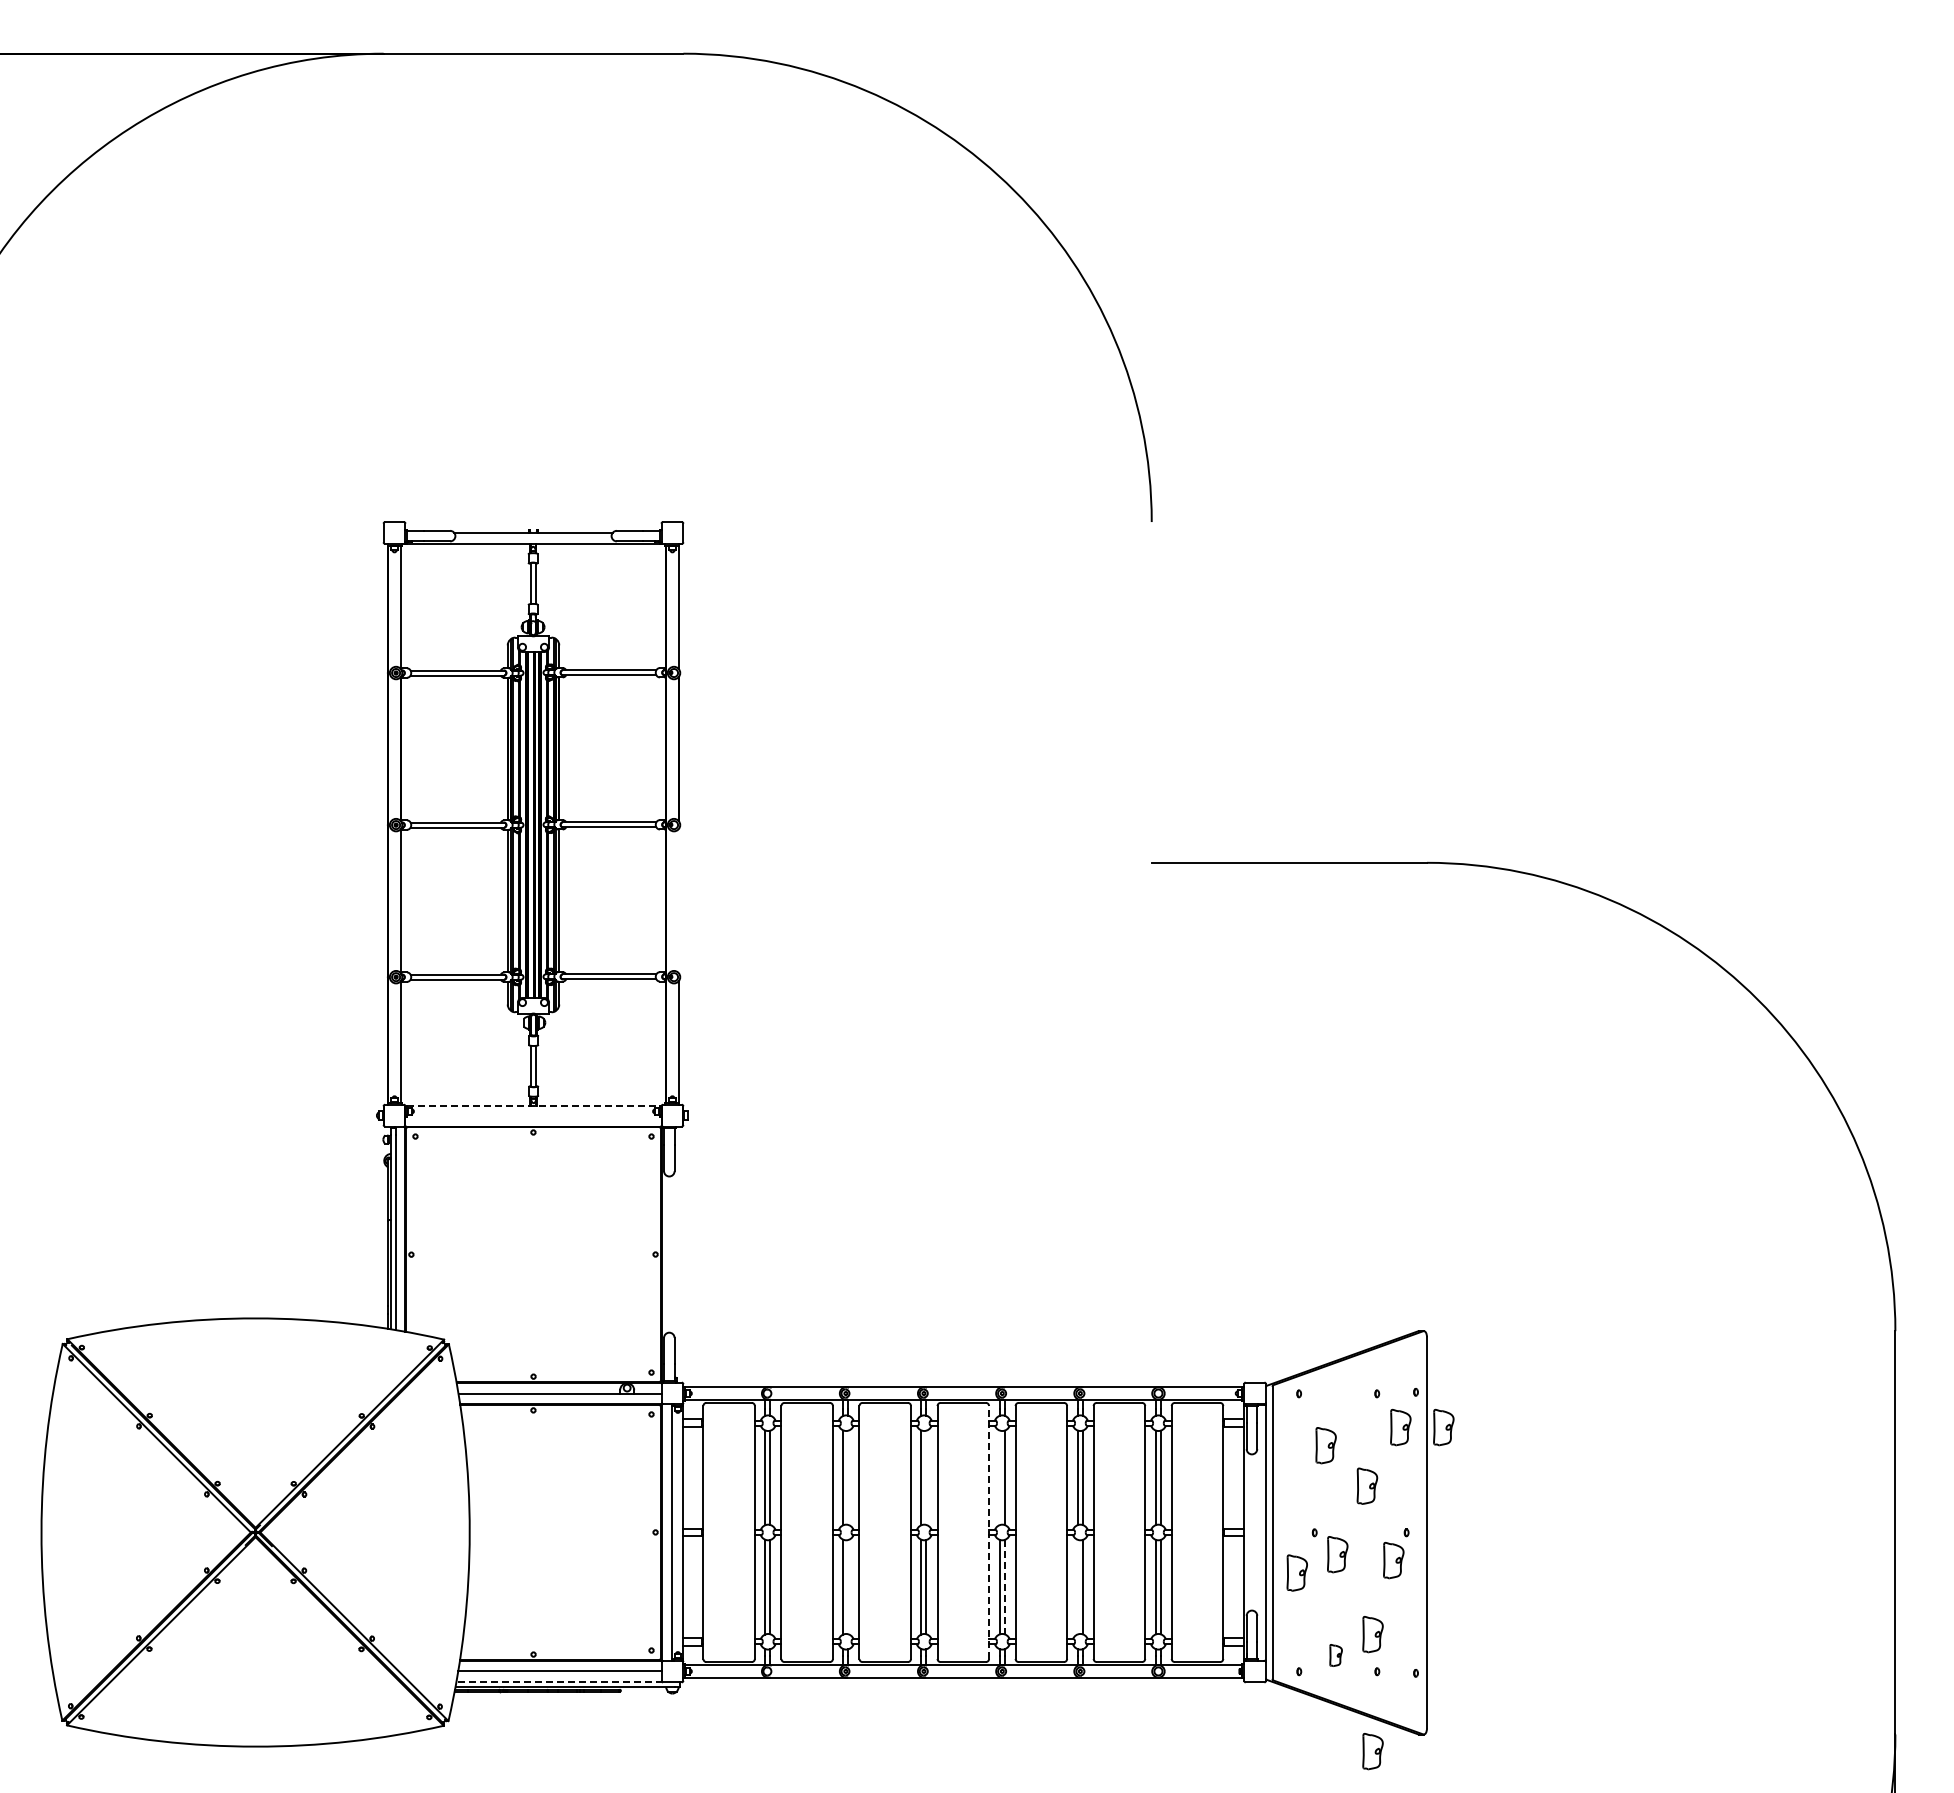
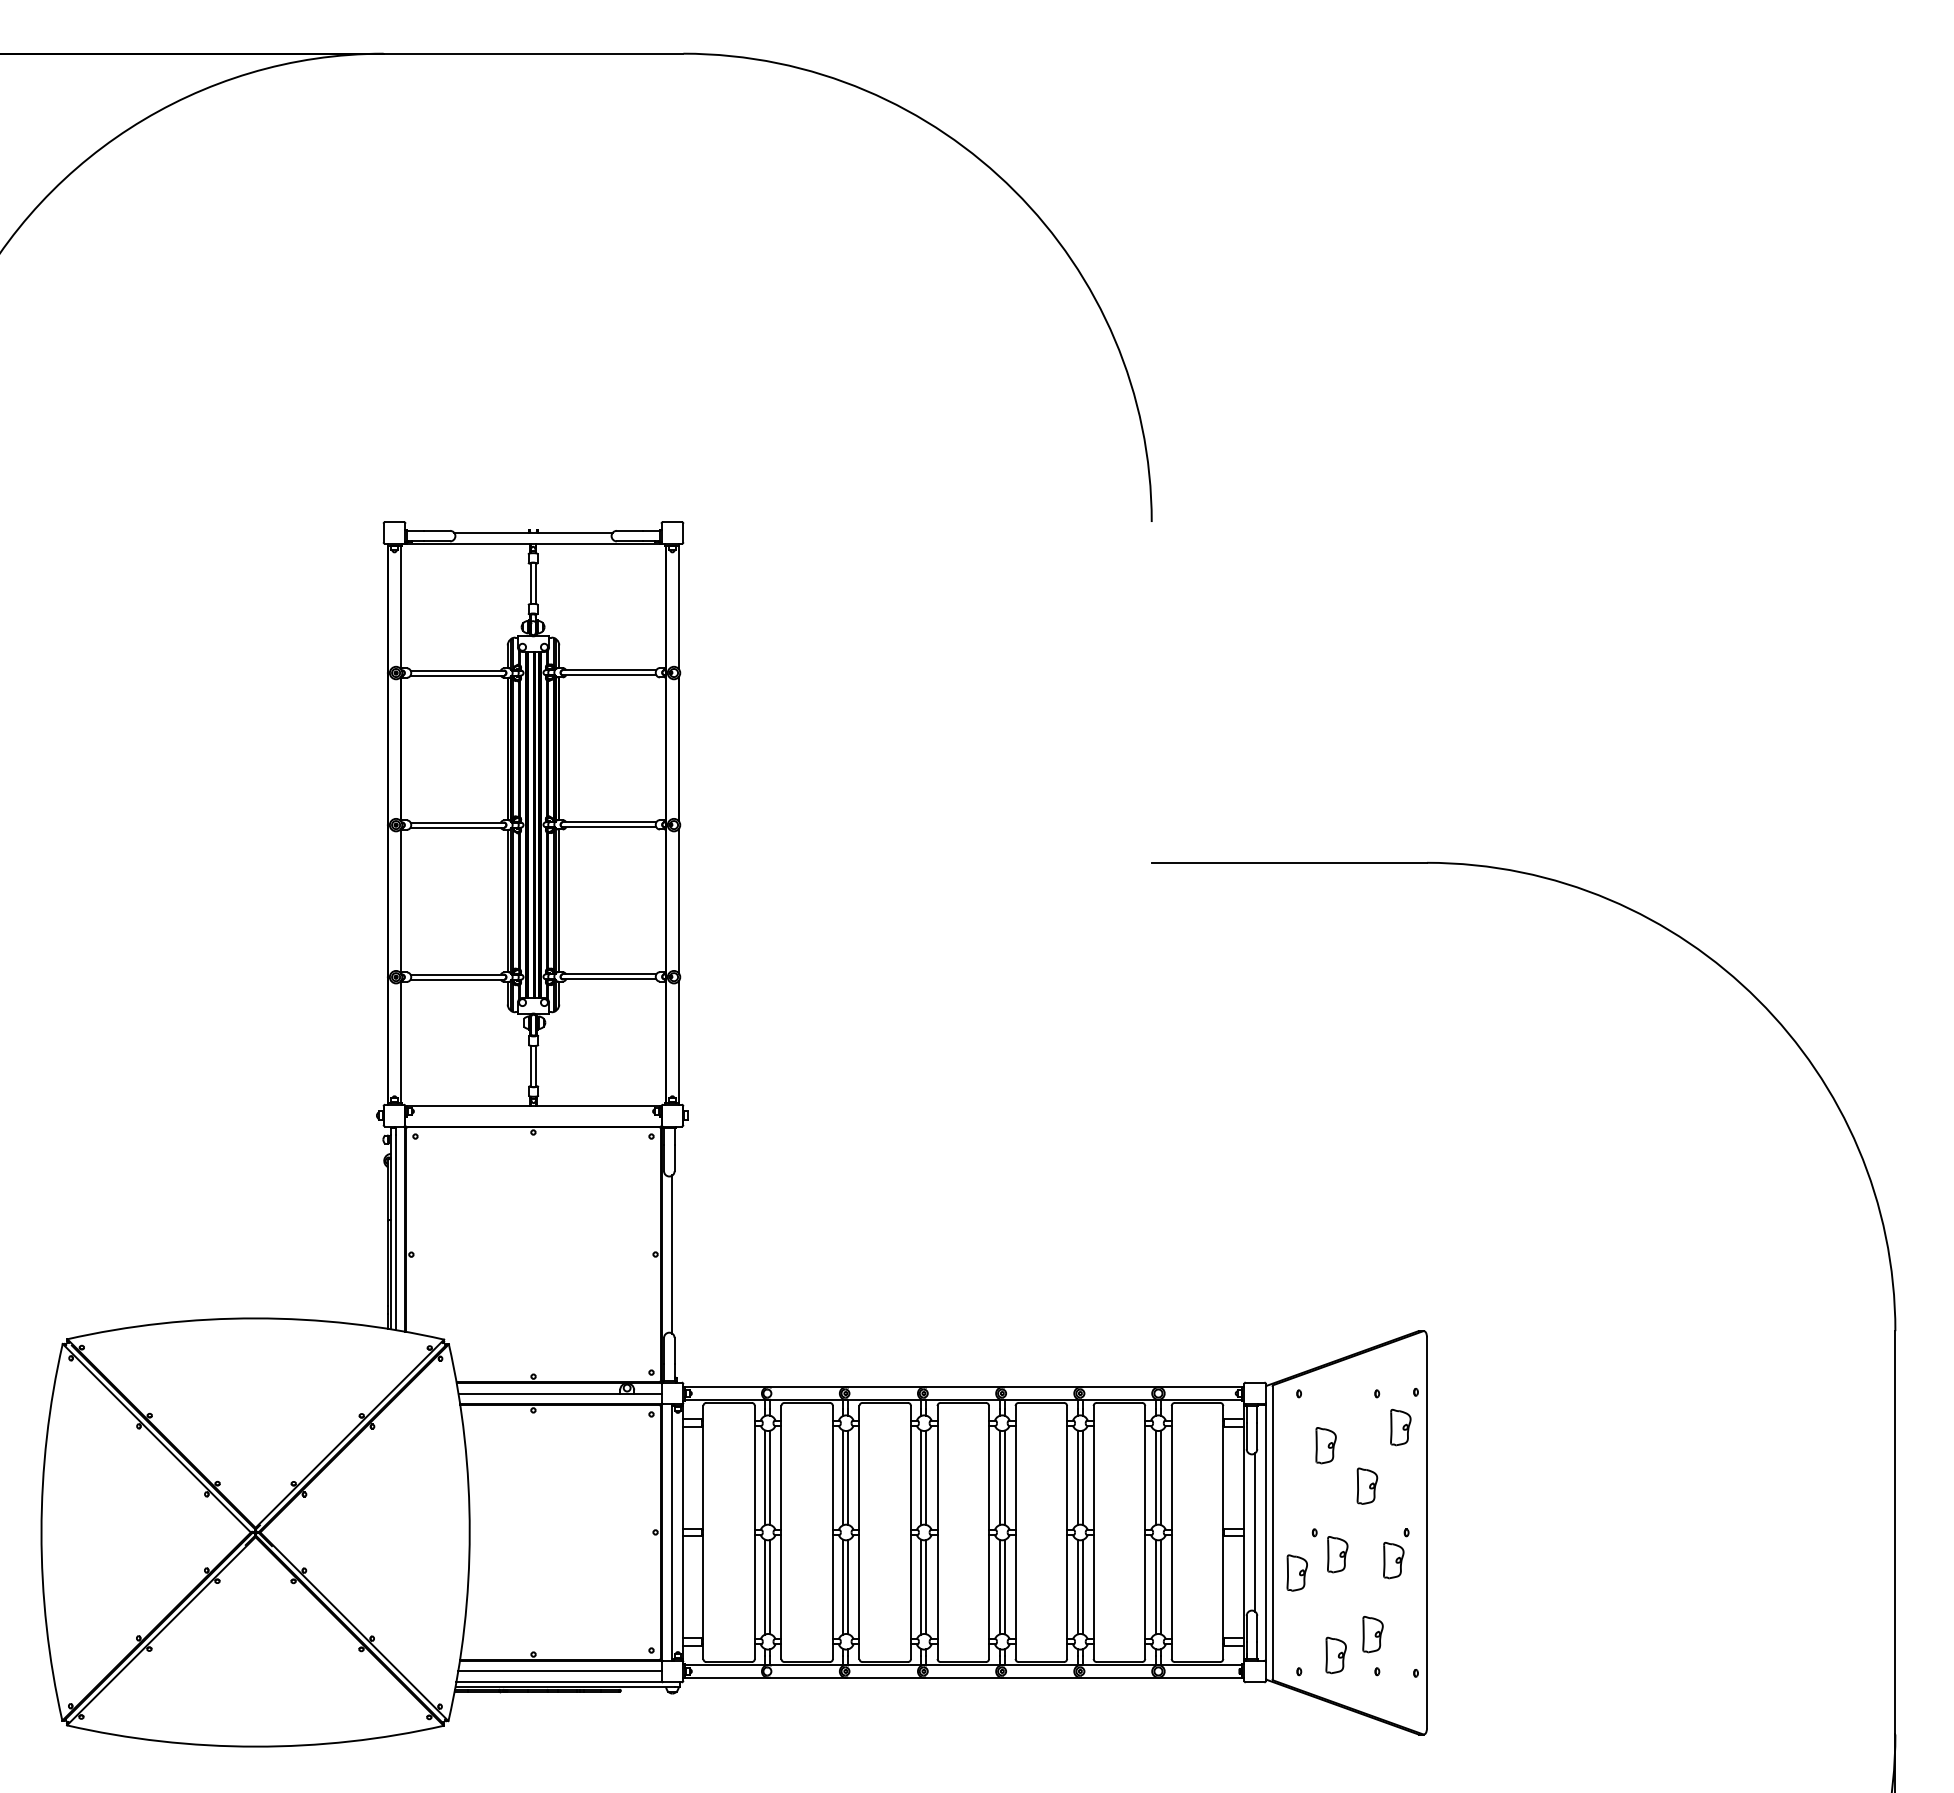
line: none -> present (679, 900)
line: dashed -> solid (534, 1105)
line: none -> present (672, 1254)
part: present -> none (1443, 1427)
line: none -> present (848, 1477)
line: none -> present (926, 1477)
line: none -> present (999, 1477)
line: dashed -> solid (989, 1531)
line: none -> present (1255, 1532)
line: none -> present (848, 1586)
line: none -> present (1077, 1586)
line: dashed -> solid (1004, 1587)
part size: 14x23 px -> 22x39 px (1335, 1655)
line: dashed -> solid (559, 1682)
part: present -> none (1372, 1751)
